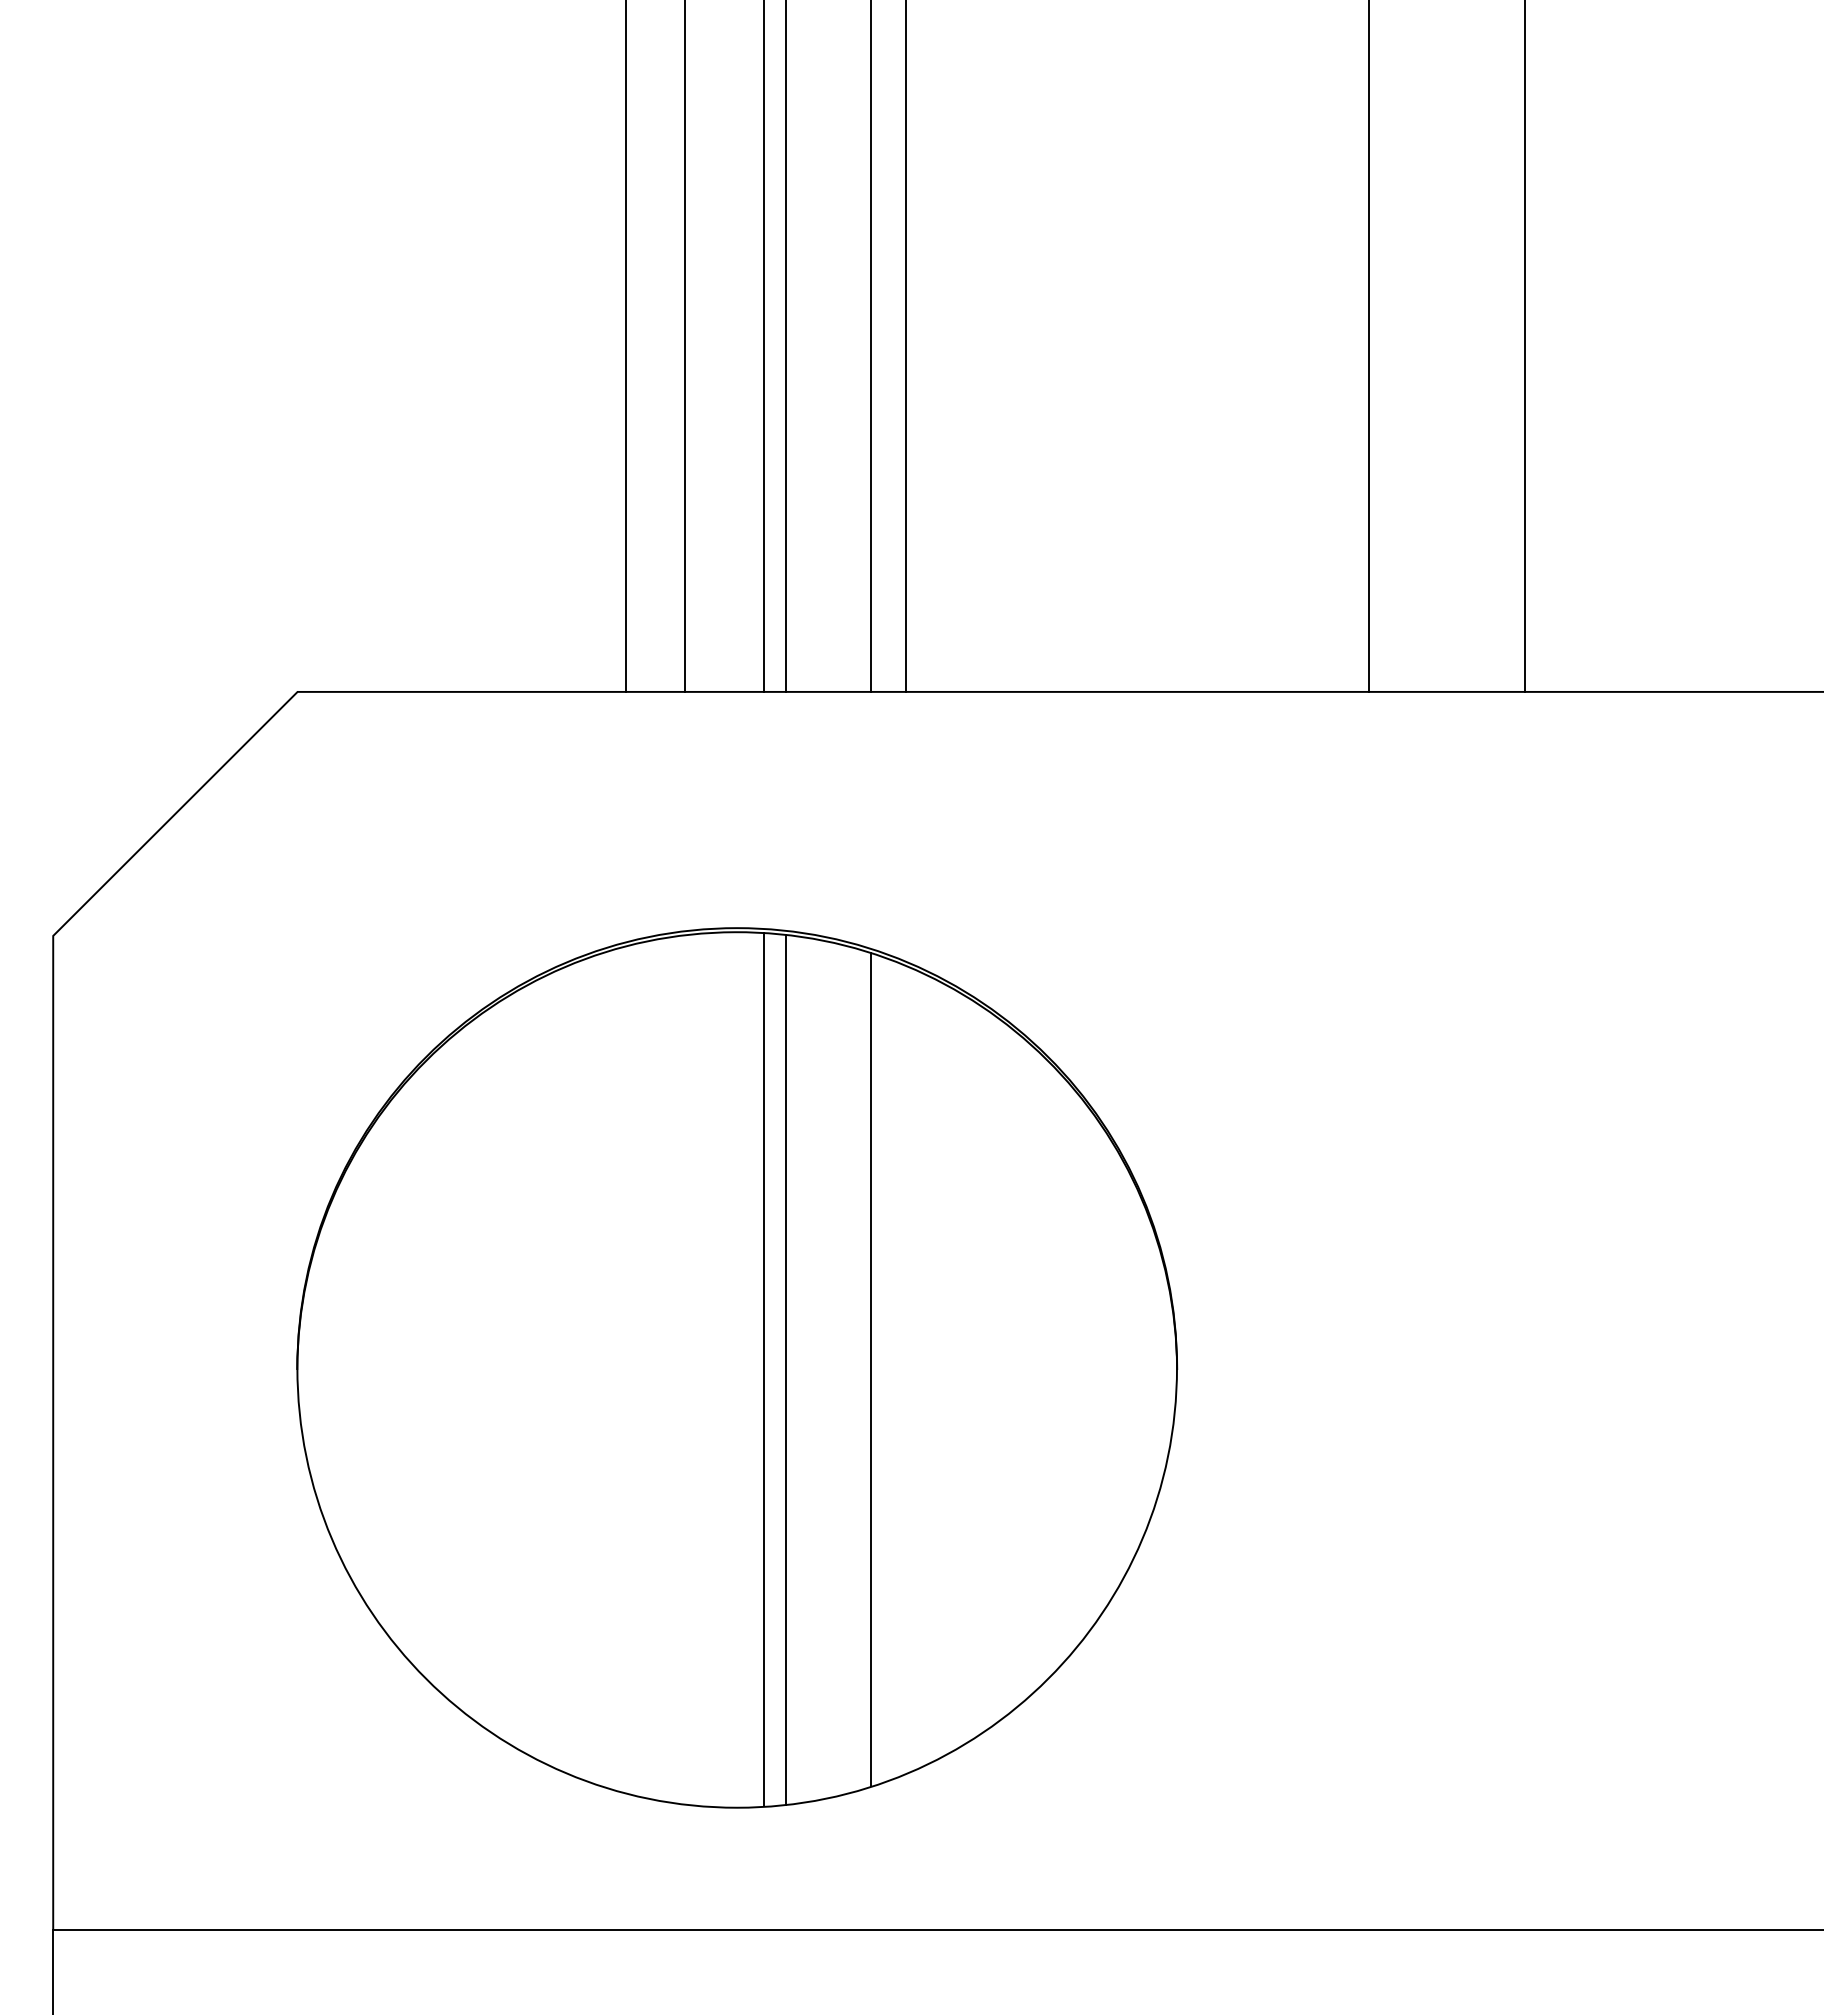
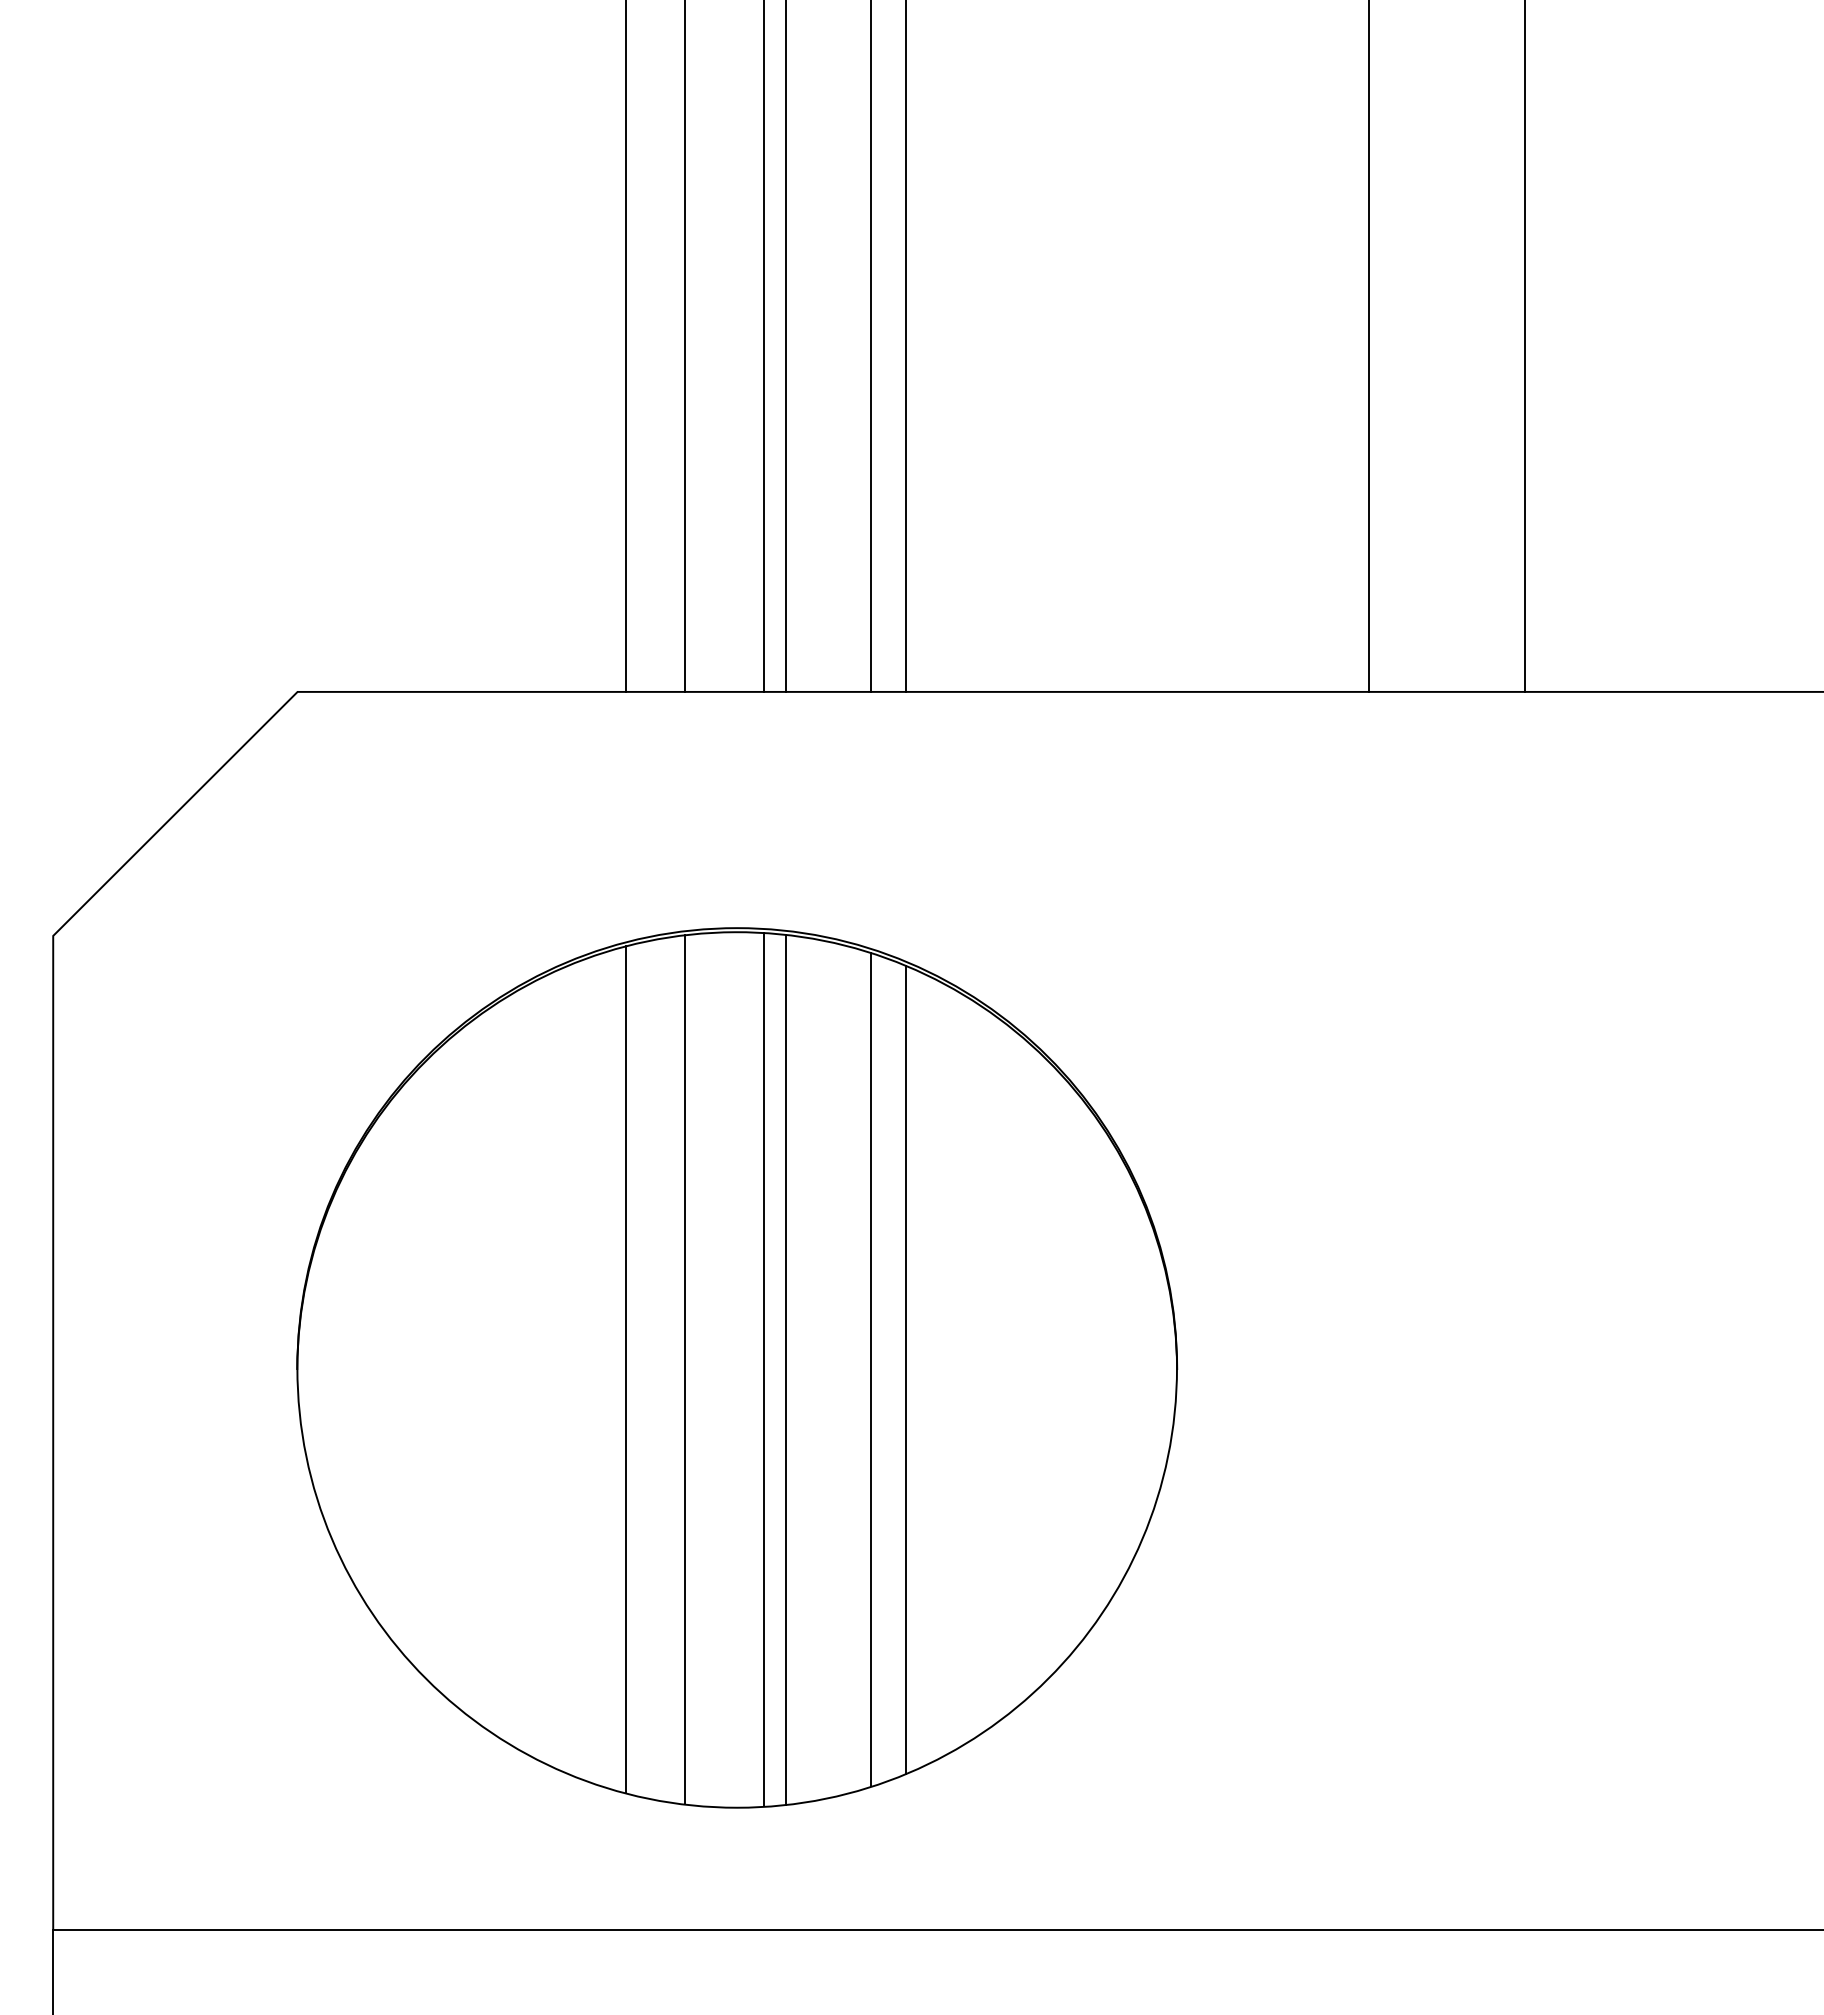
line: none -> present (625, 1369)
line: none -> present (685, 1369)
line: none -> present (905, 1369)
